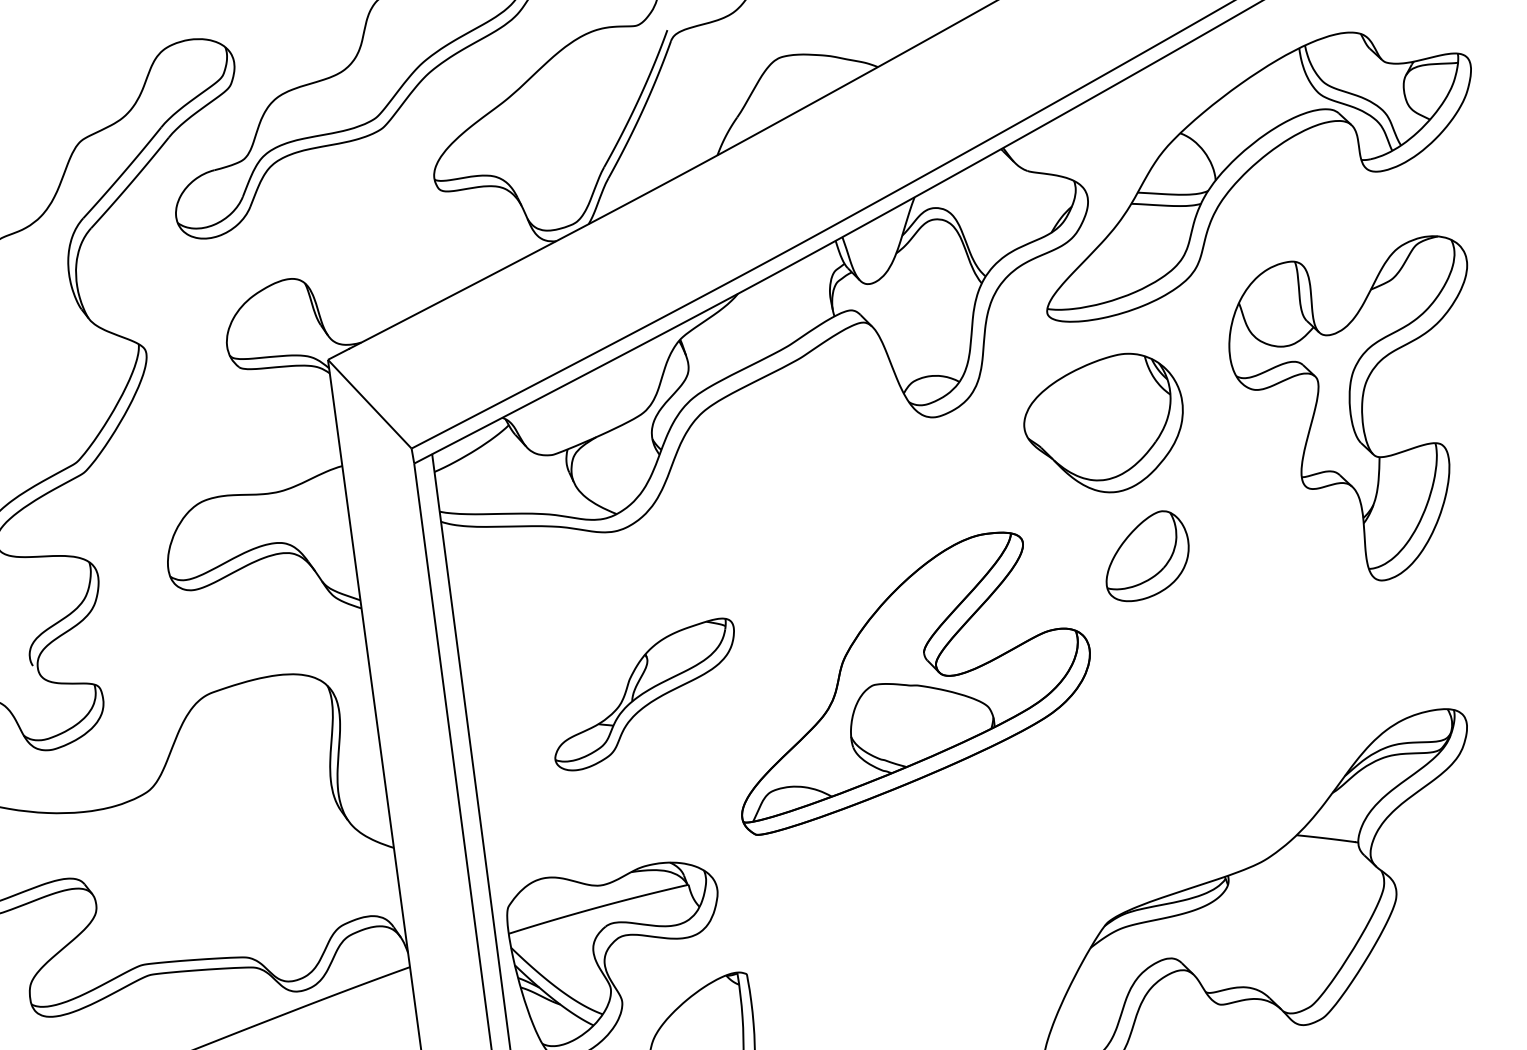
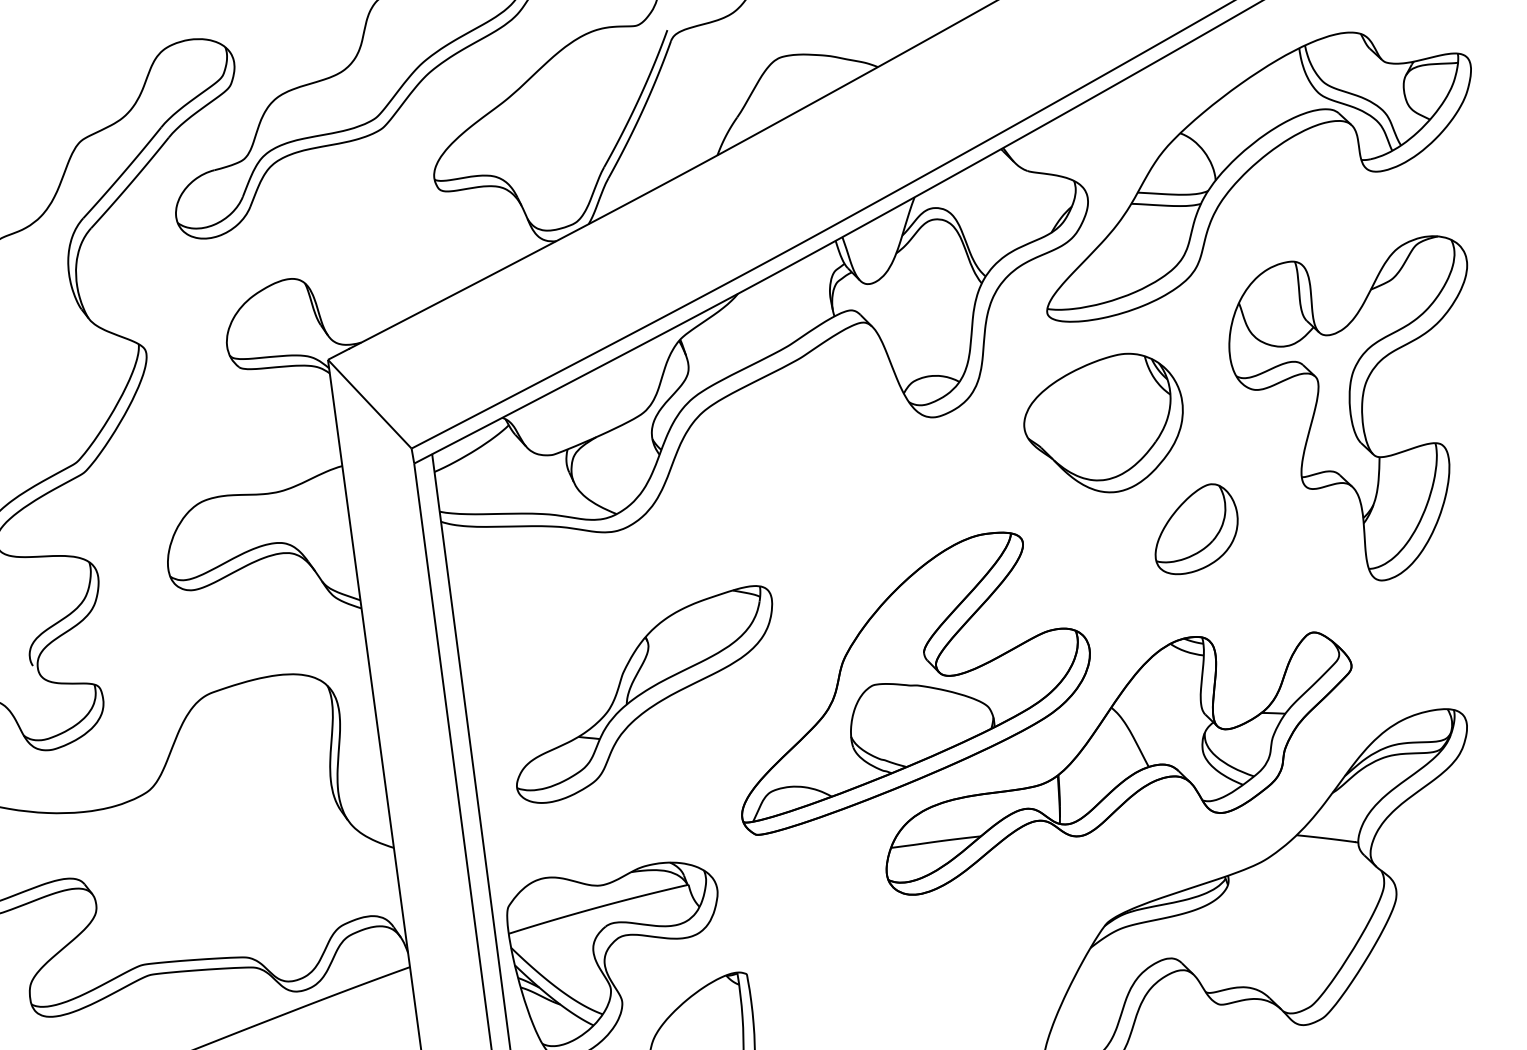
part position: (1147, 556) -> (1196, 529) (1196, 529)
part size: 181x155 px -> 258x219 px (644, 694)
part: none -> present (1118, 763)
